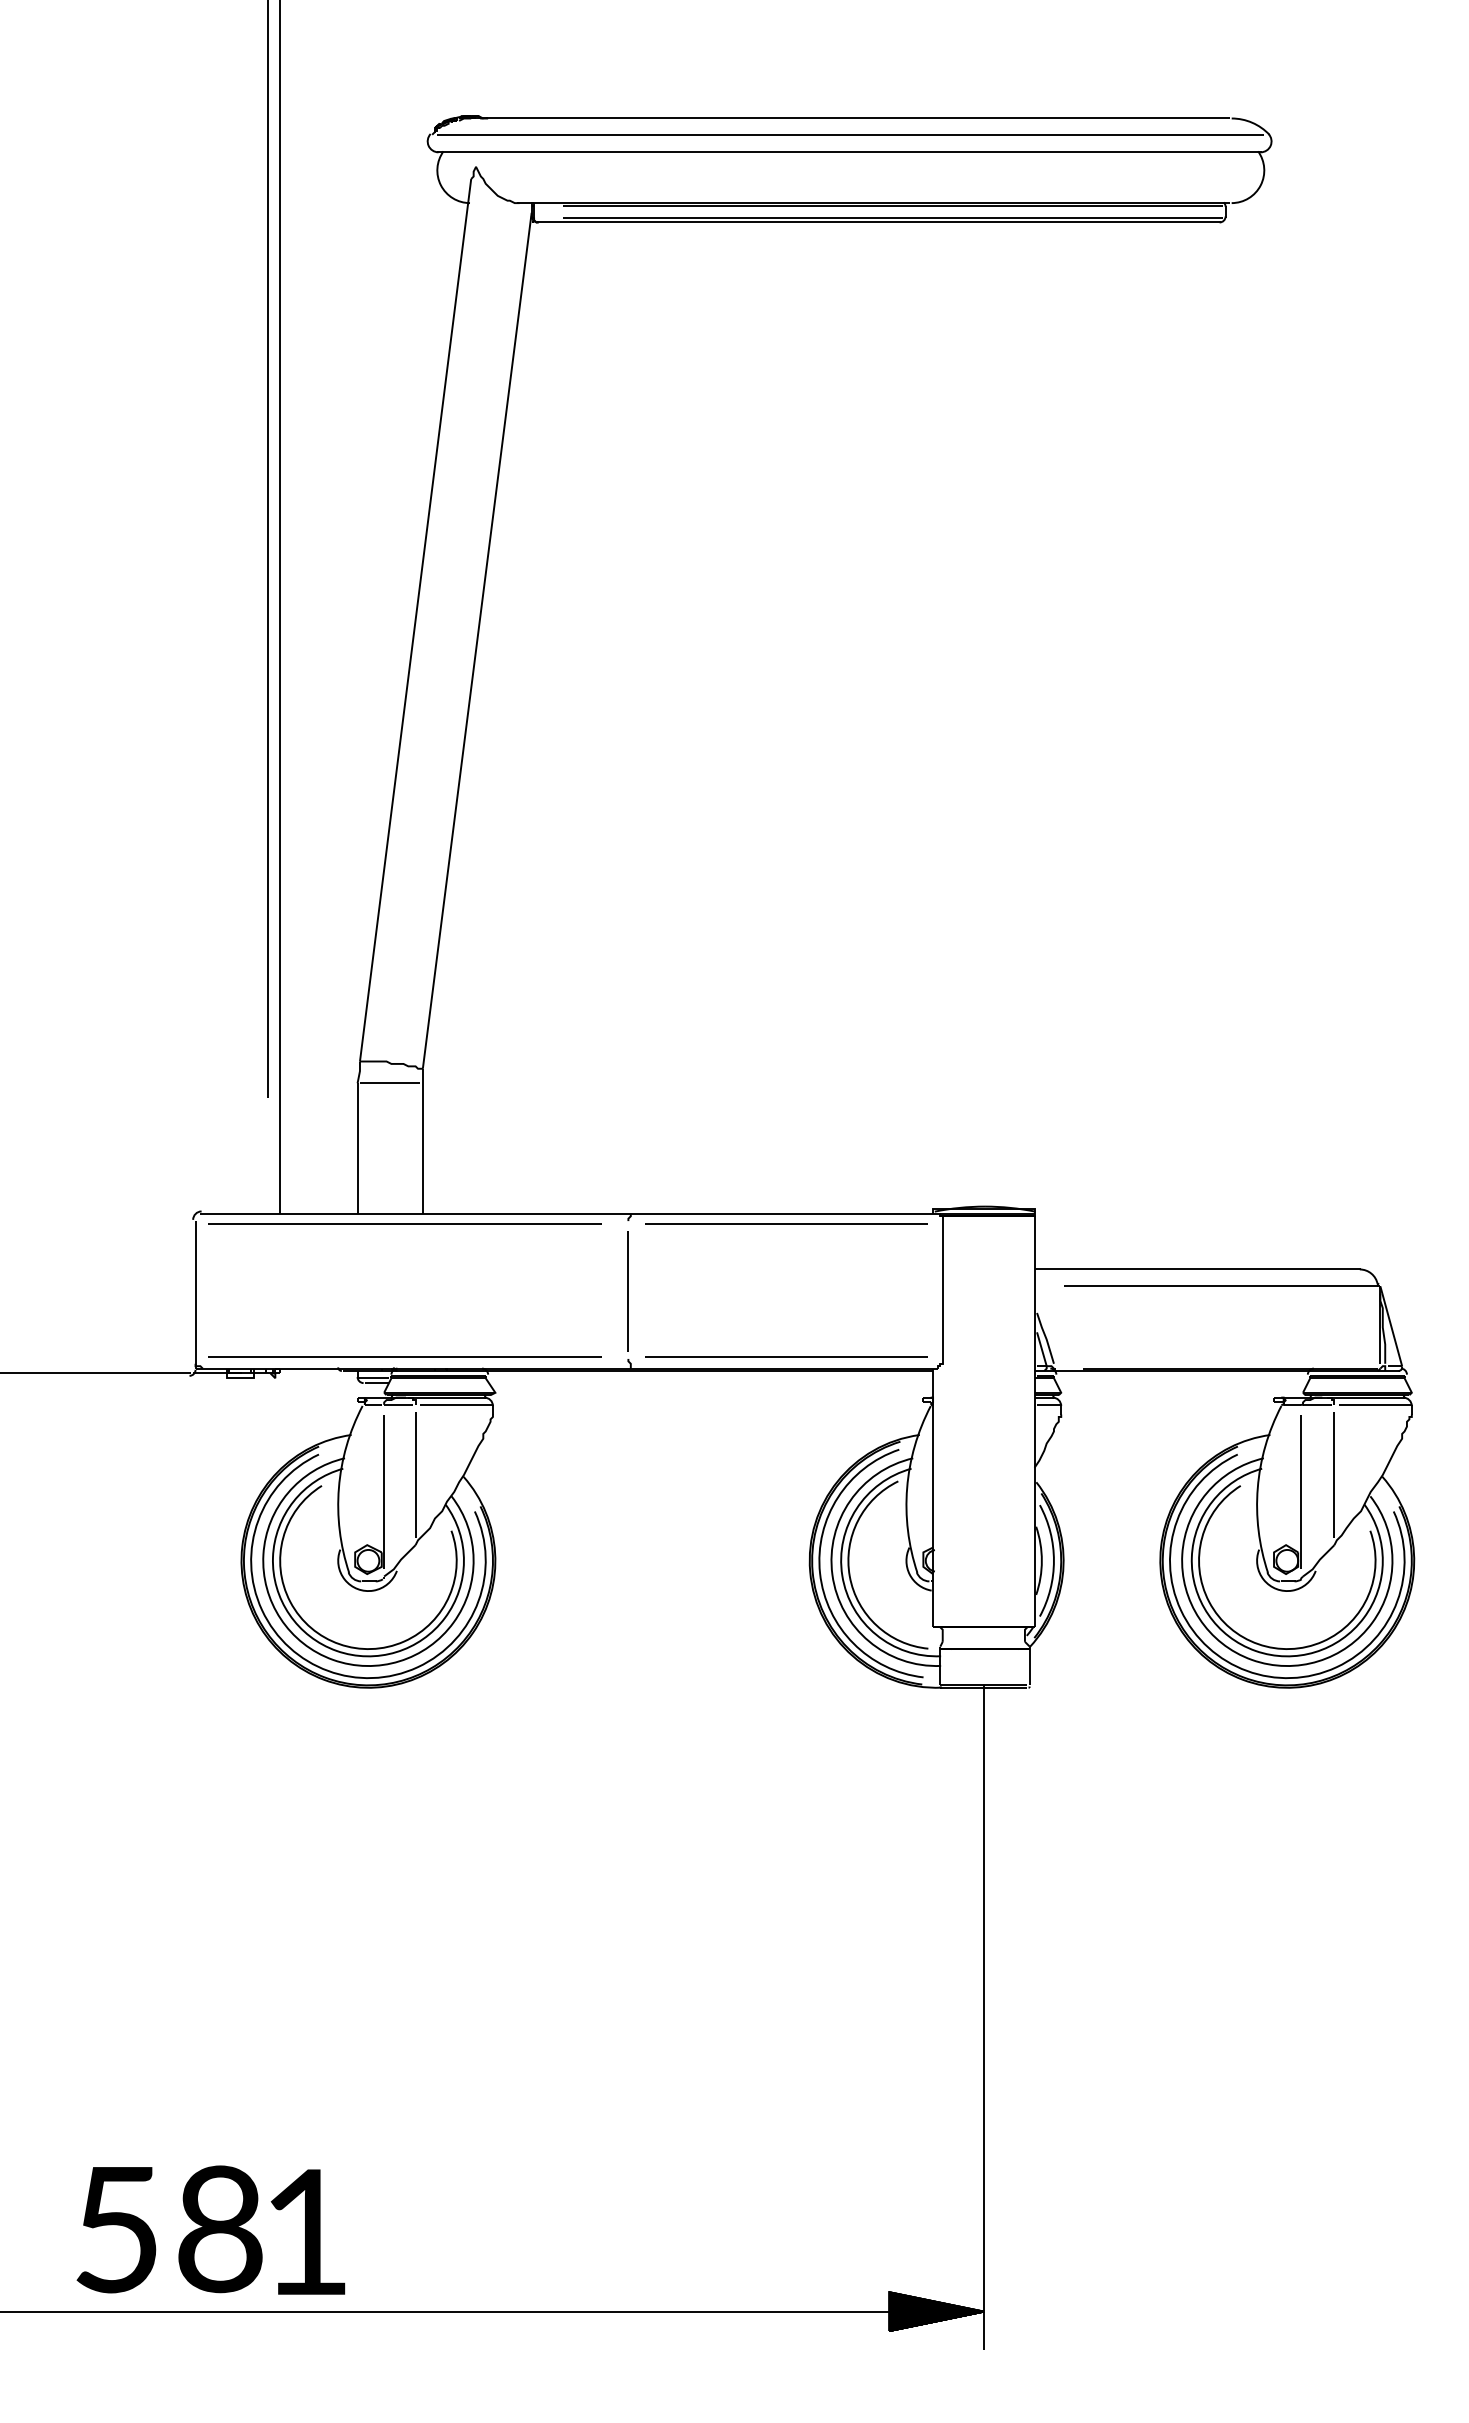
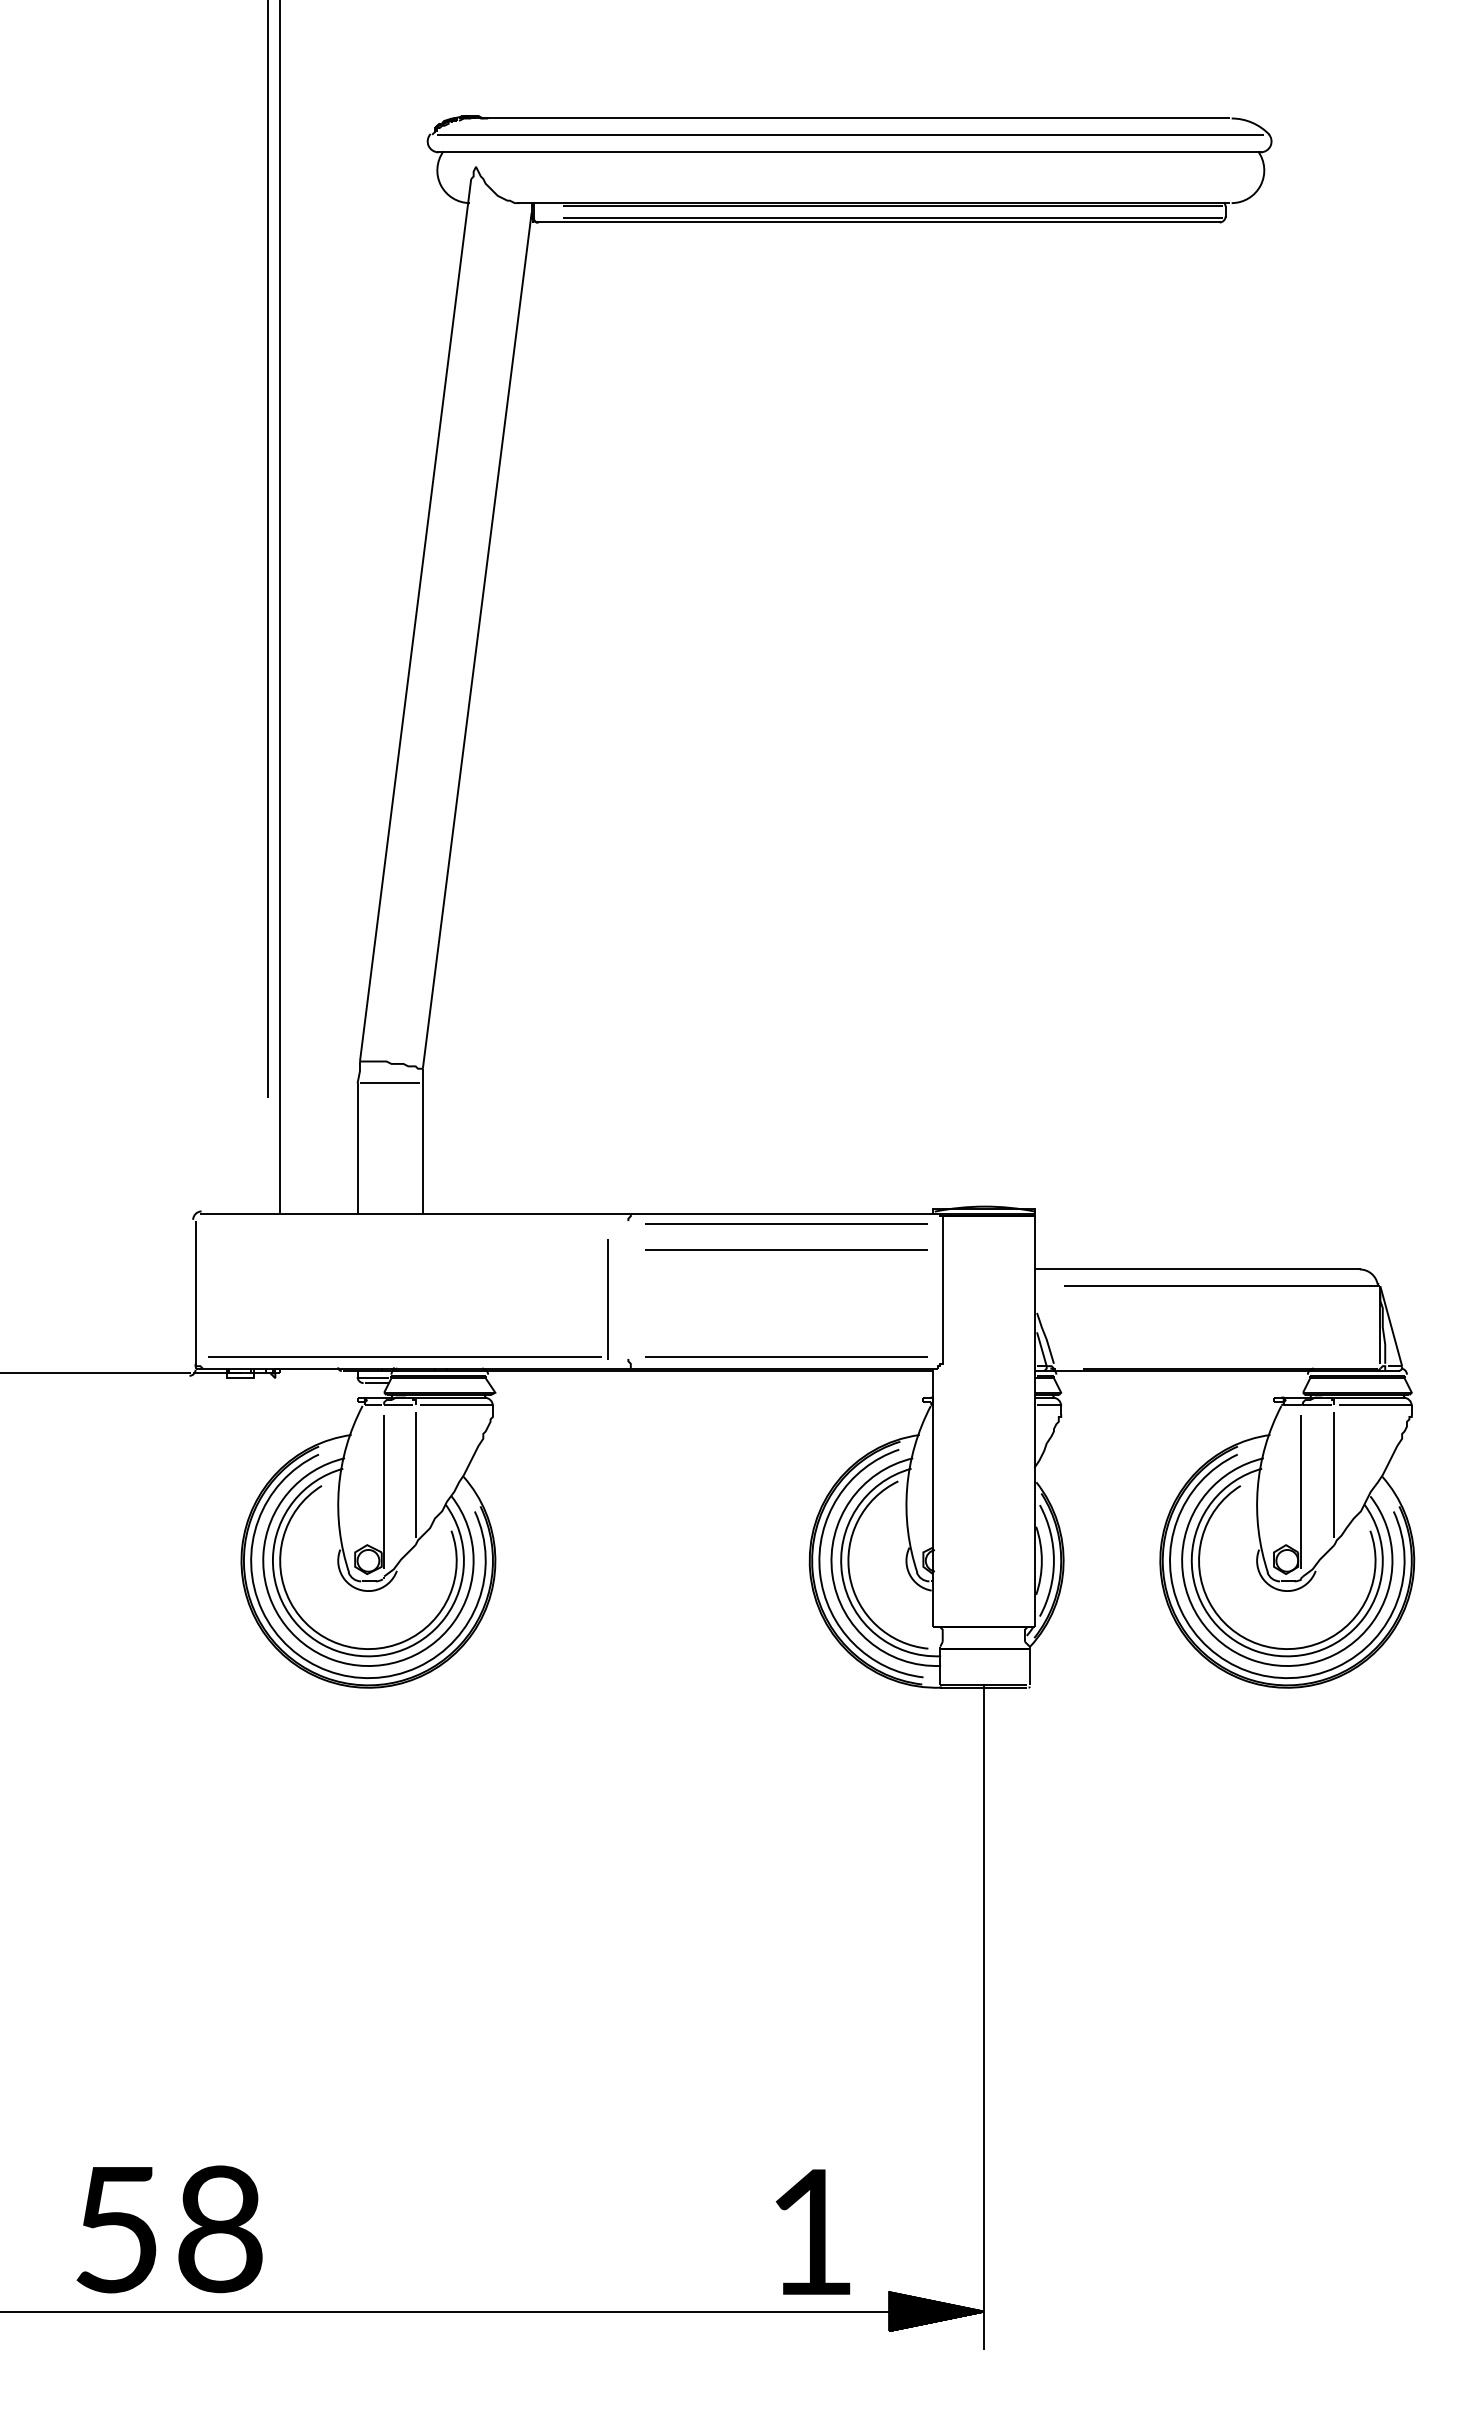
line: present -> none (404, 1223)
line: none -> present (786, 1249)
line position: (627, 1291) -> (607, 1299) (607, 1299)
text position: (307, 2231) -> (812, 2231) (812, 2231)
